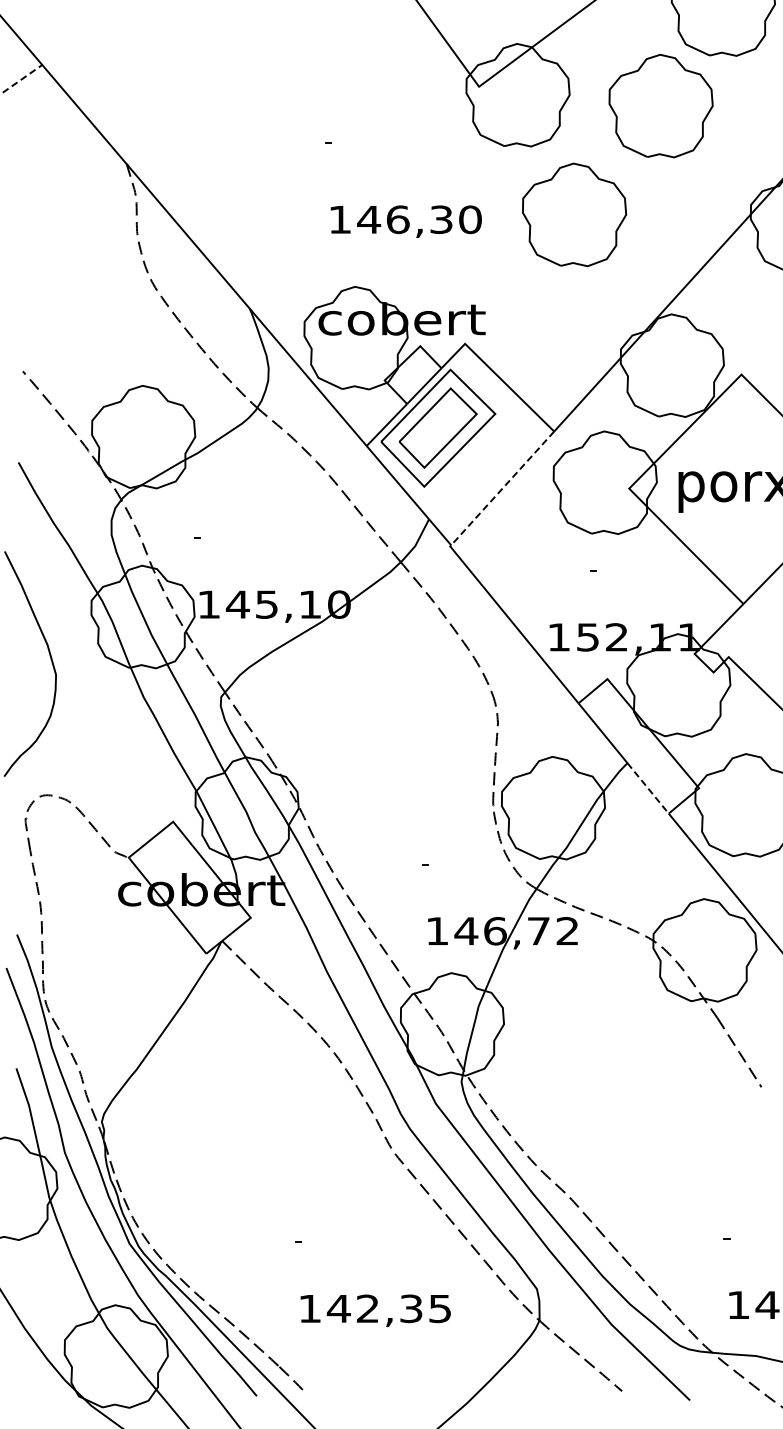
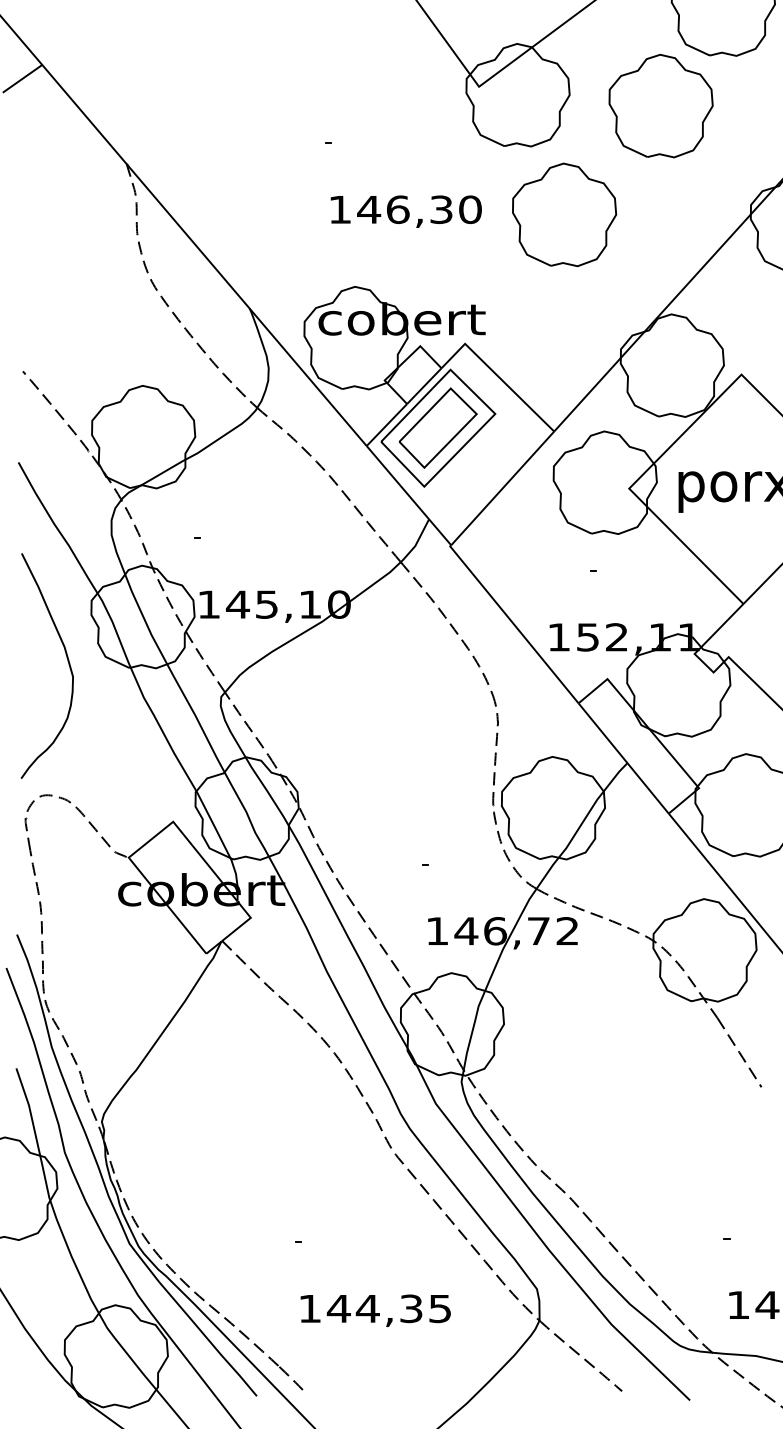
line: dashed -> solid (22, 78)
part position: (574, 214) -> (564, 214) (564, 214)
text position: (405, 221) -> (405, 211) (405, 211)
line: dashed -> solid (502, 488)
curve position: (49, 656) -> (66, 658) (66, 658)
line: dashed -> solid (648, 788)
text: 142,35 -> 144,35 (367, 1308)
